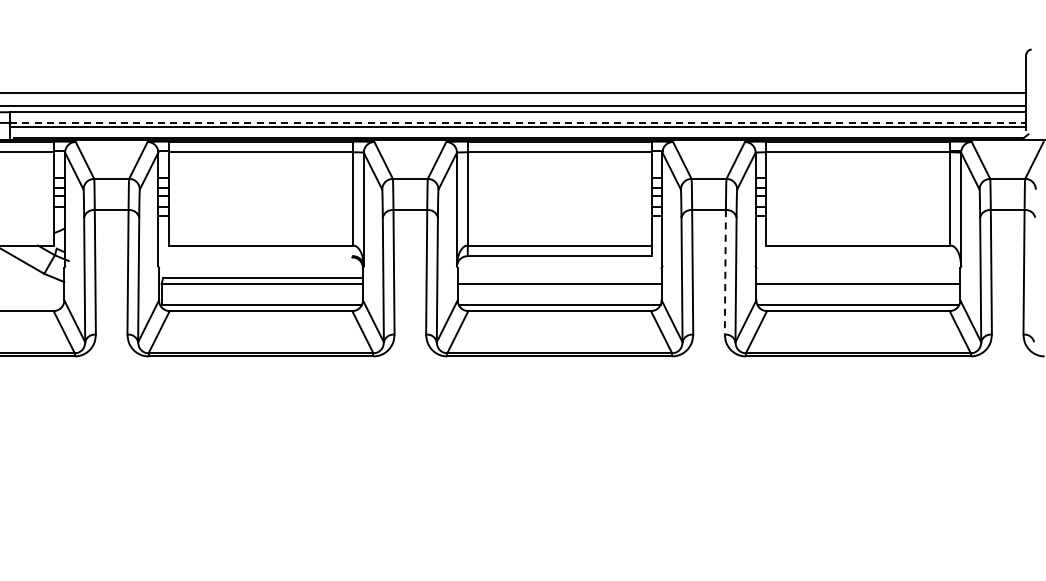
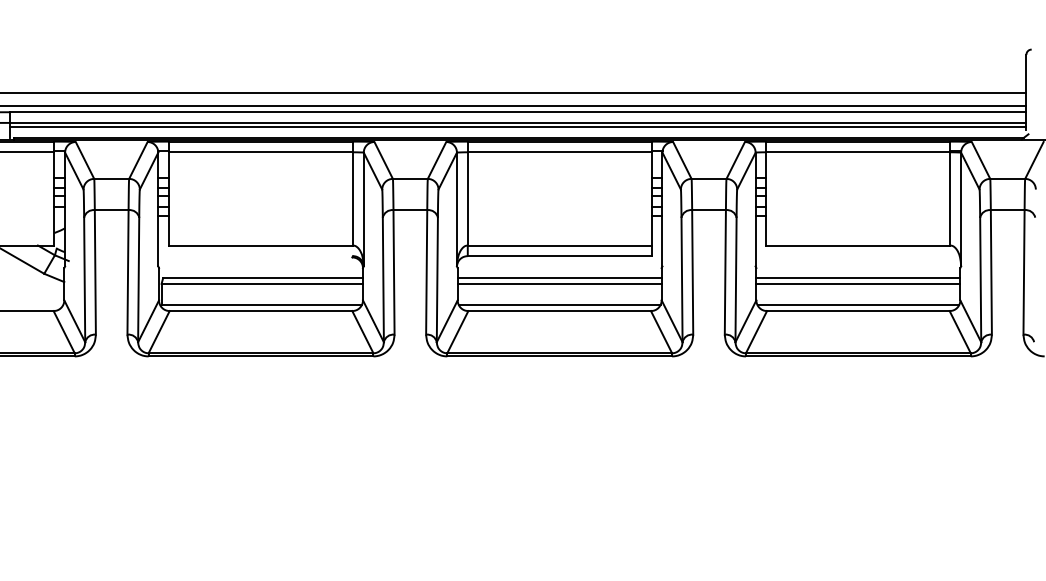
line: dashed -> solid (518, 122)
line: dashed -> solid (725, 272)
line: none -> present (559, 278)
line: none -> present (858, 278)
